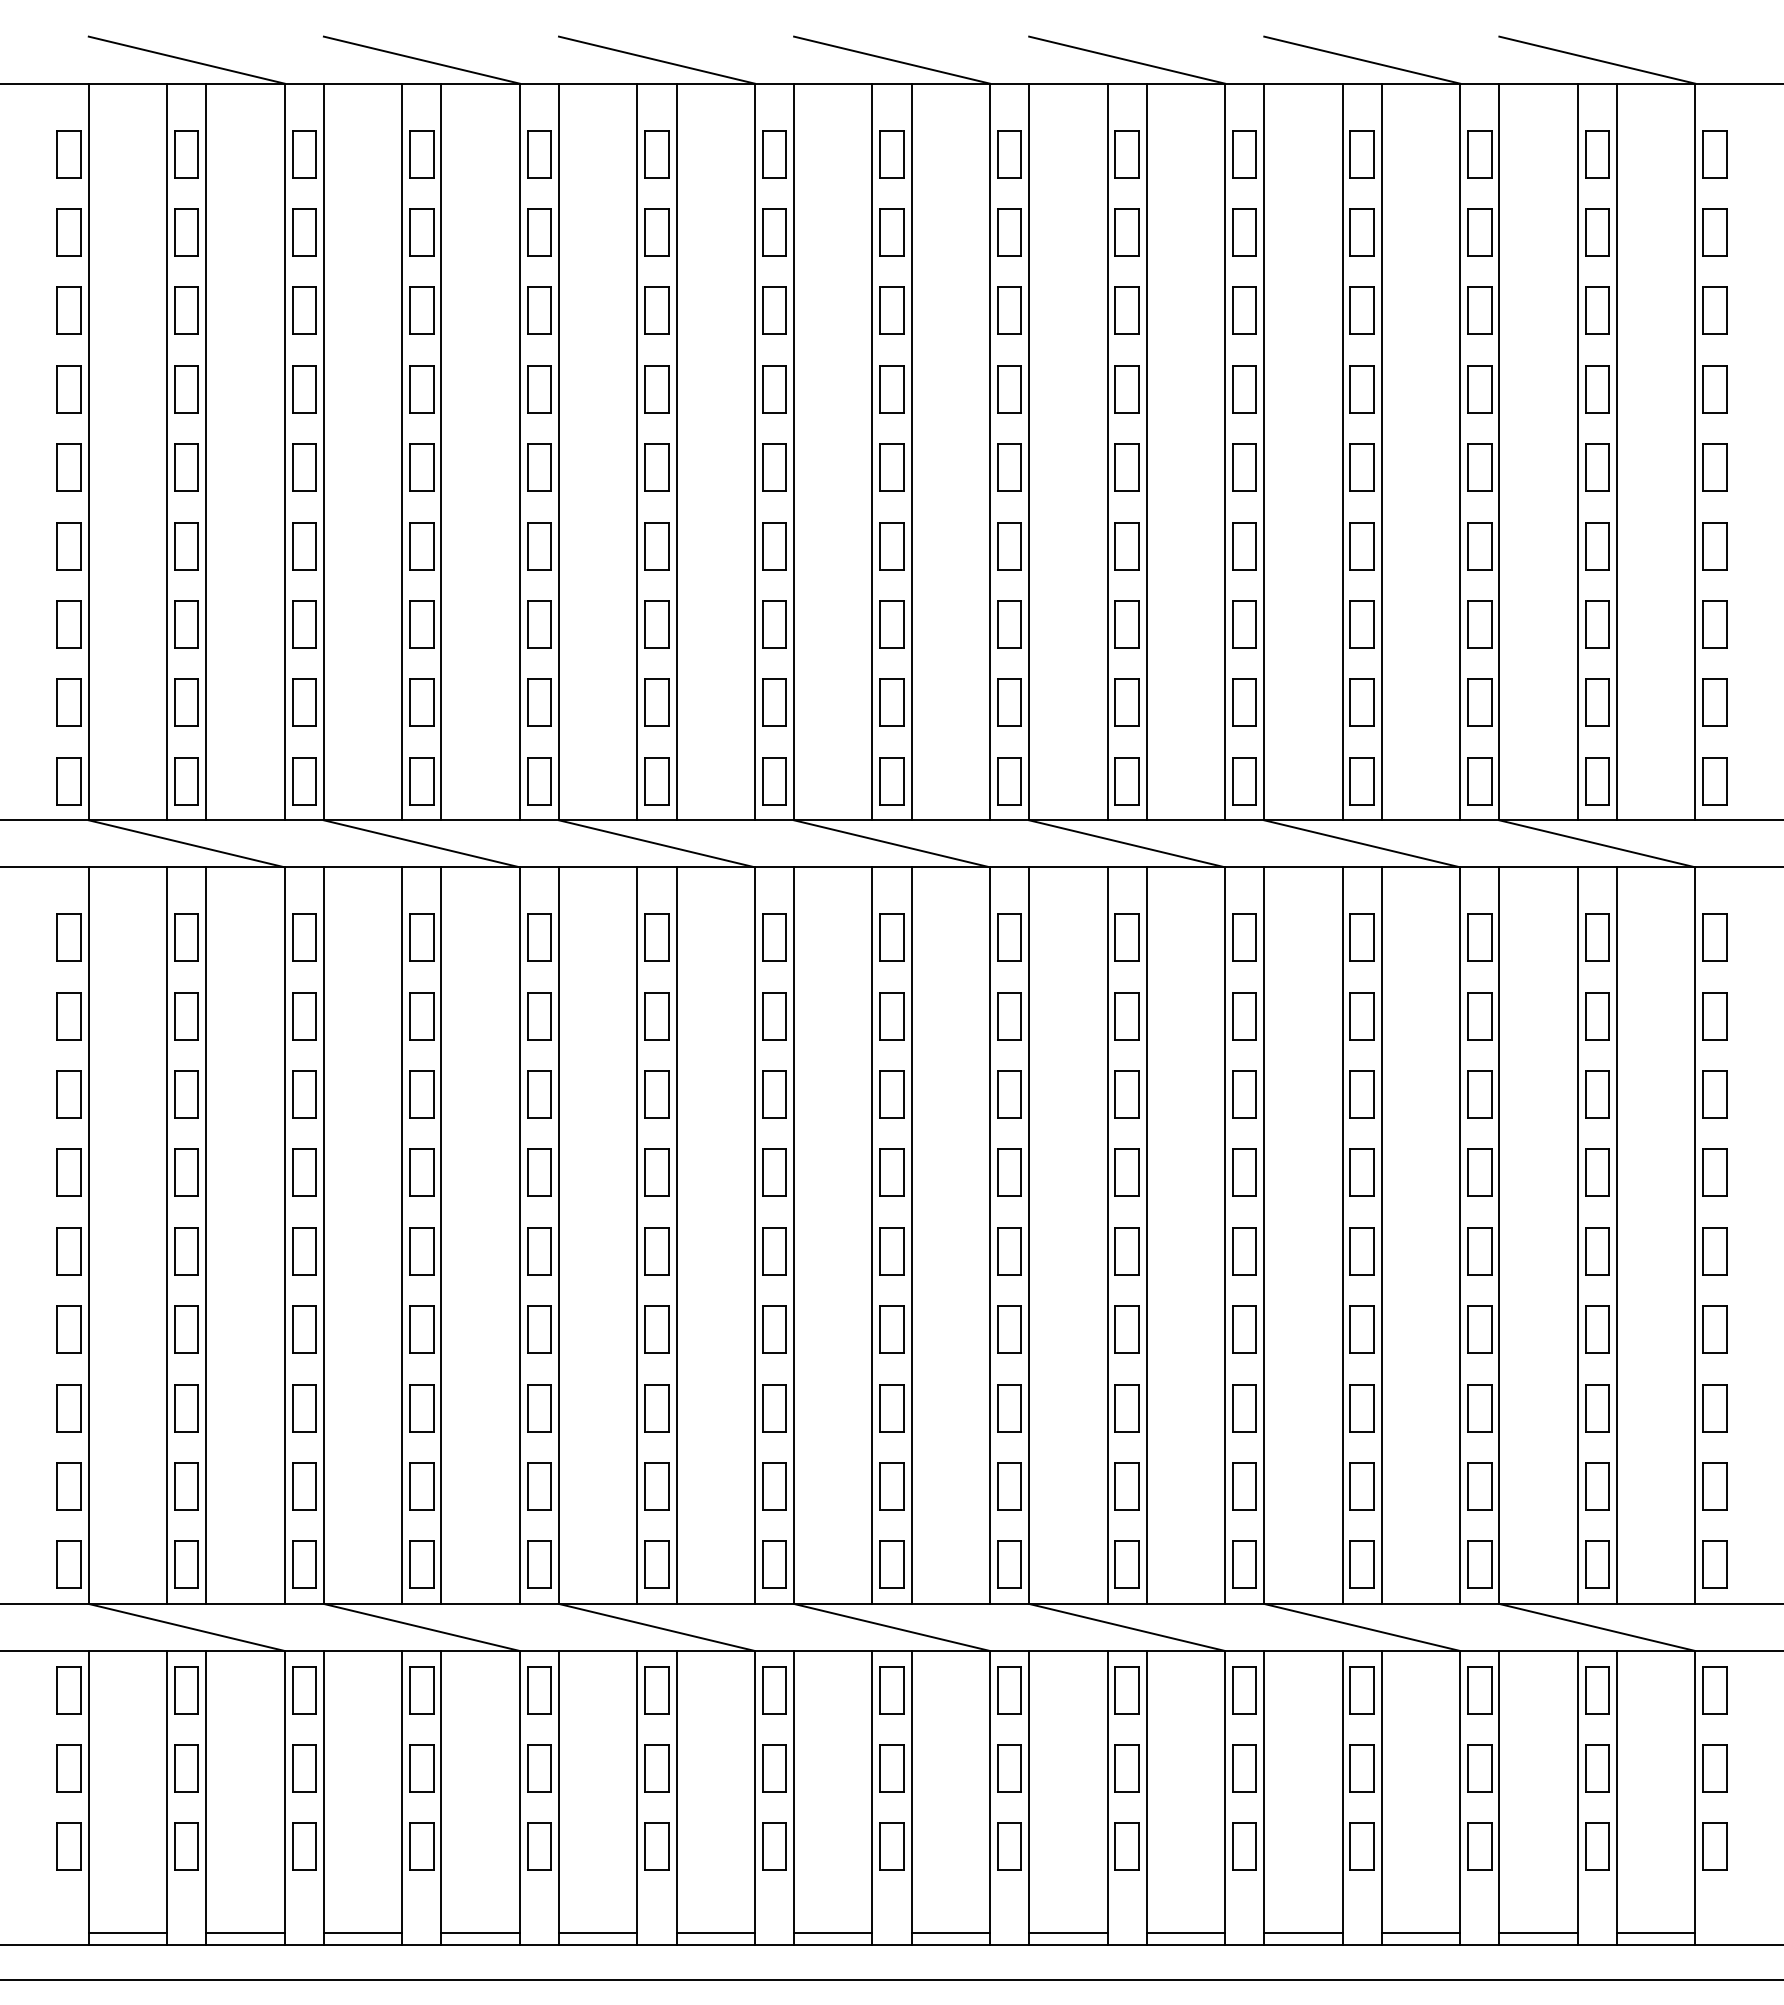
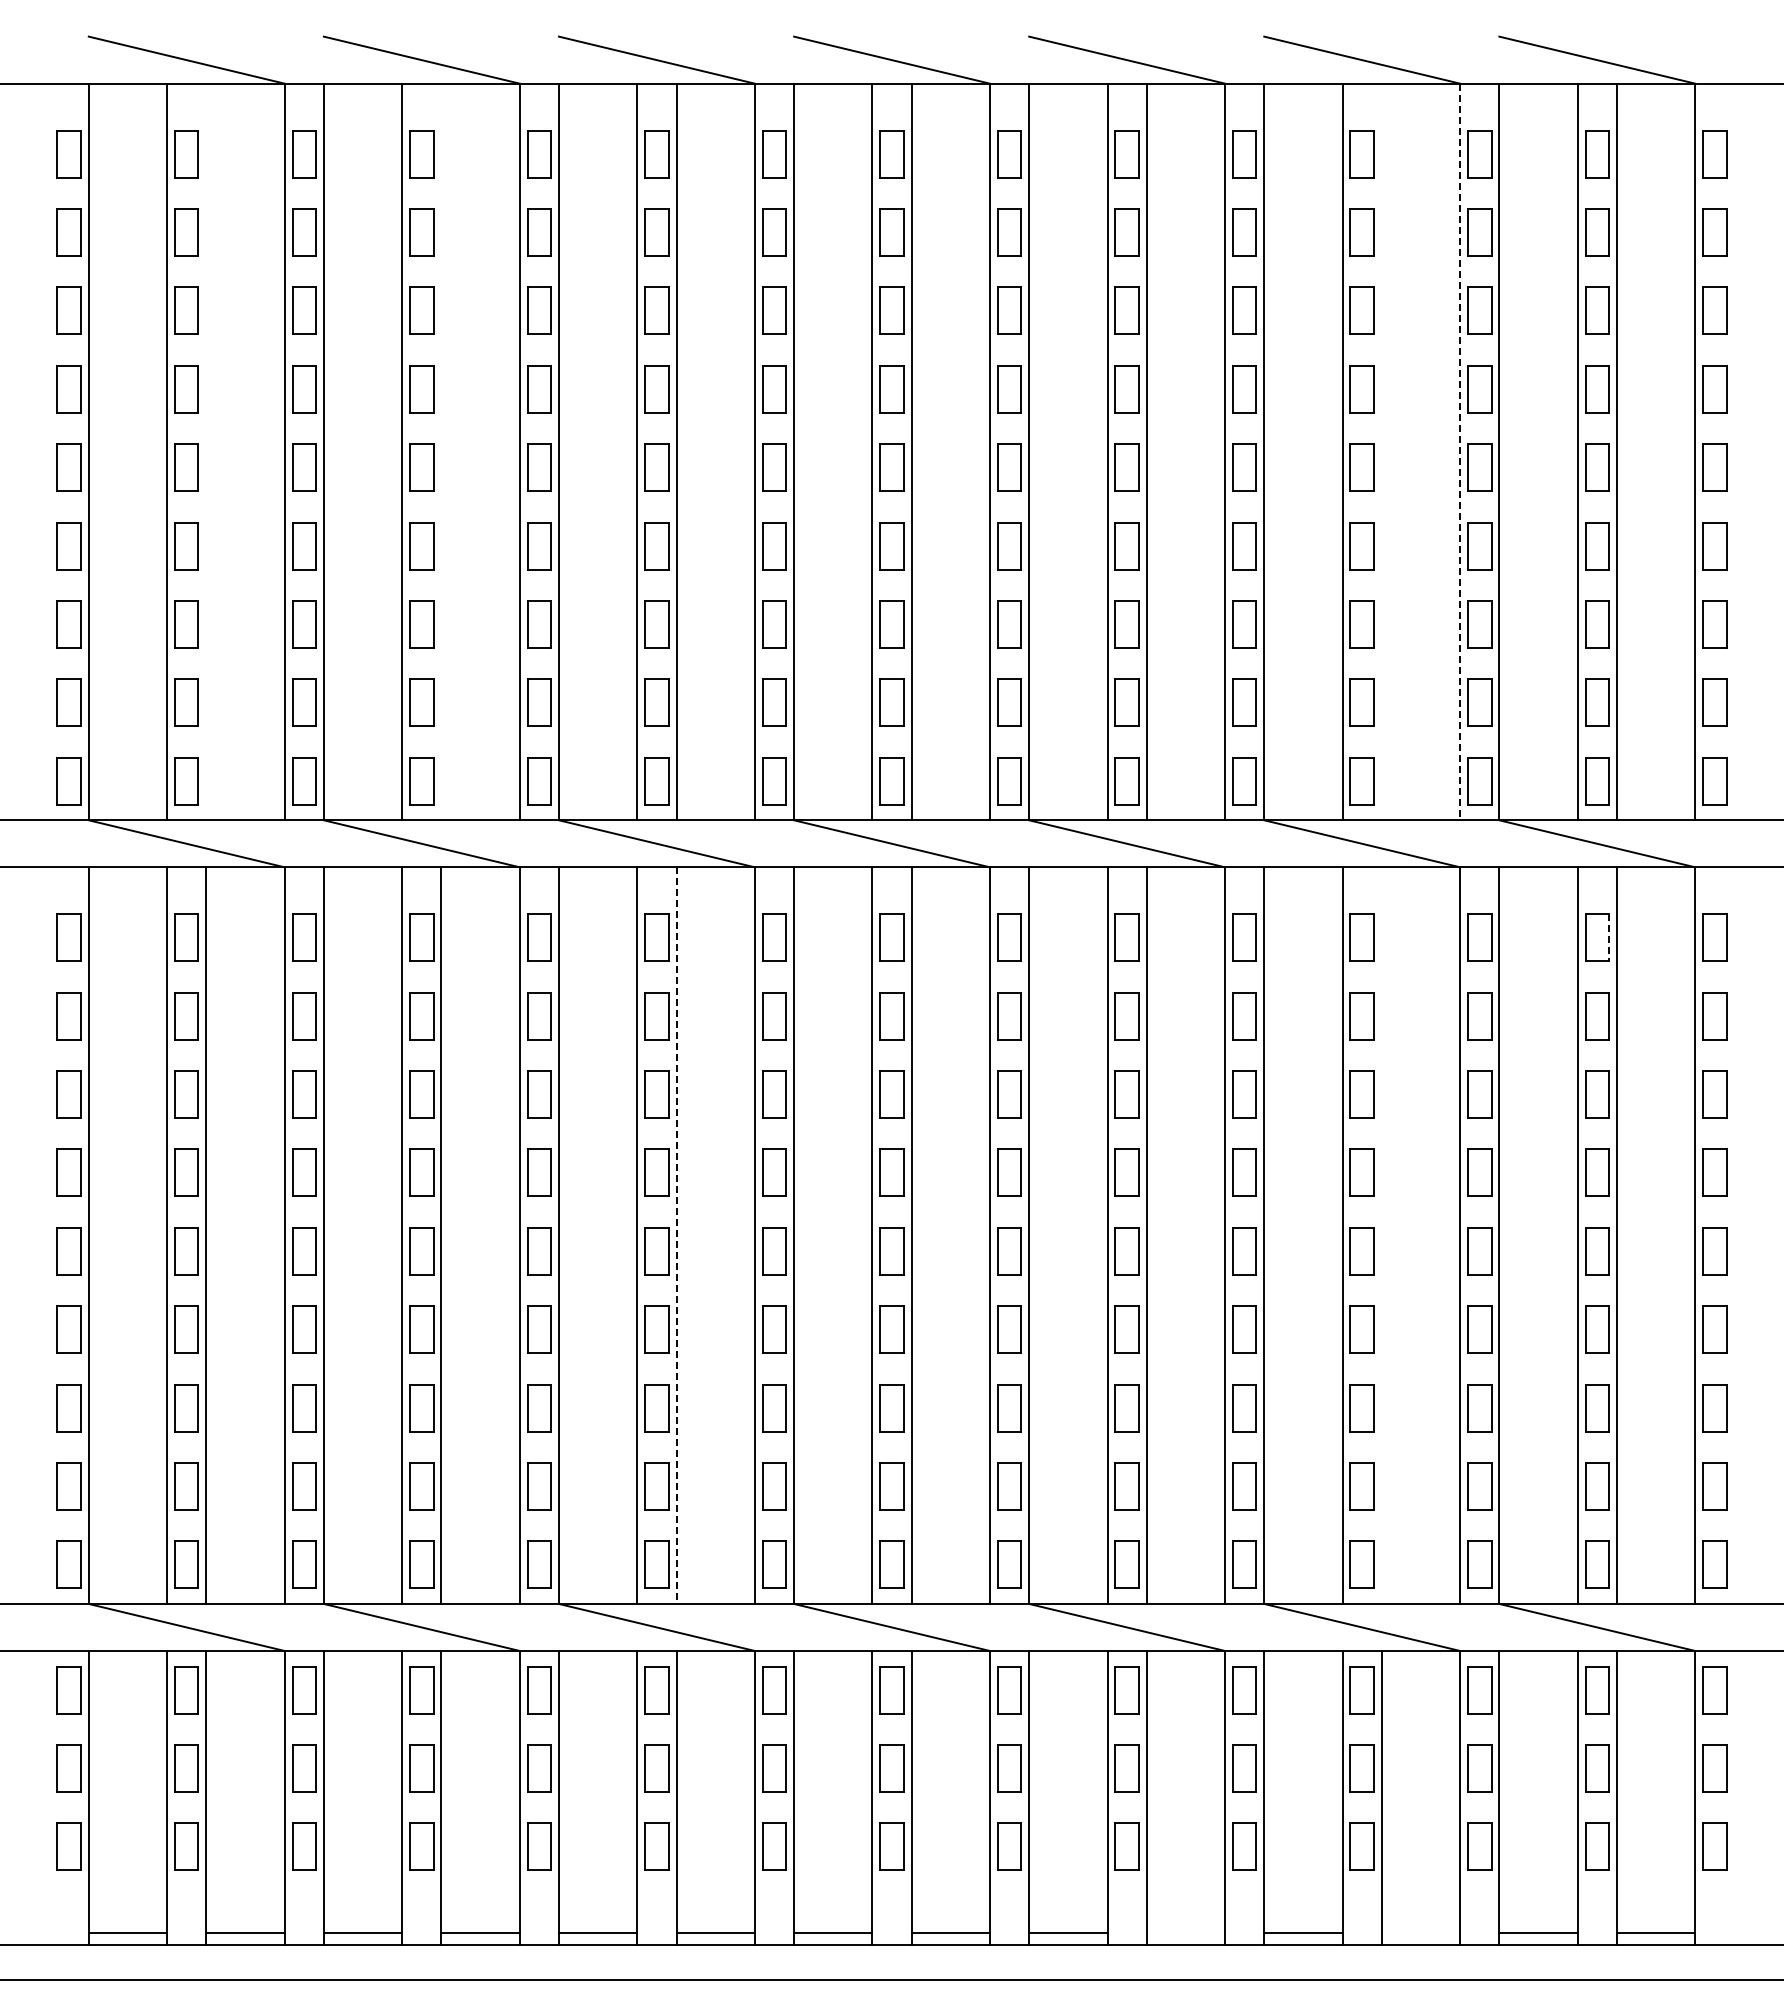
line: present -> none (206, 451)
line: present -> none (441, 451)
line: present -> none (1381, 451)
line: solid -> dashed (1460, 452)
line: solid -> dashed (1609, 937)
line: present -> none (1381, 1235)
line: solid -> dashed (676, 1236)
line: present -> none (1185, 1933)
line: present -> none (1420, 1933)
